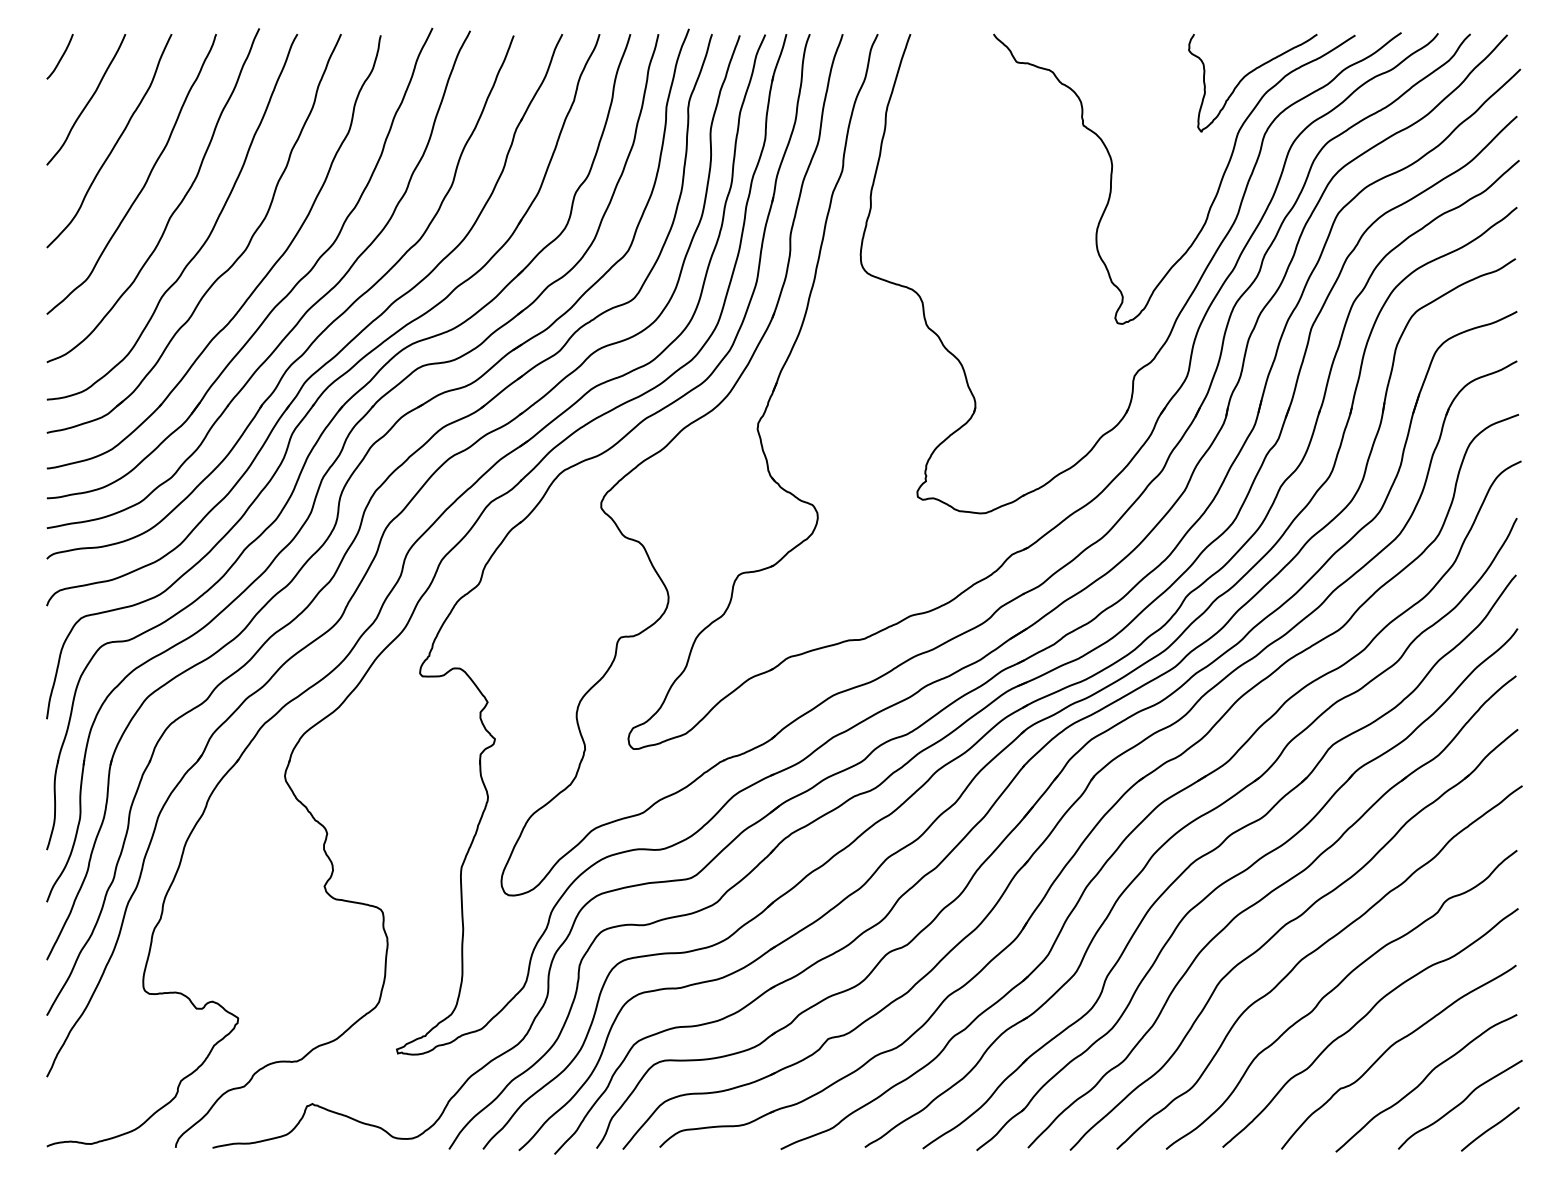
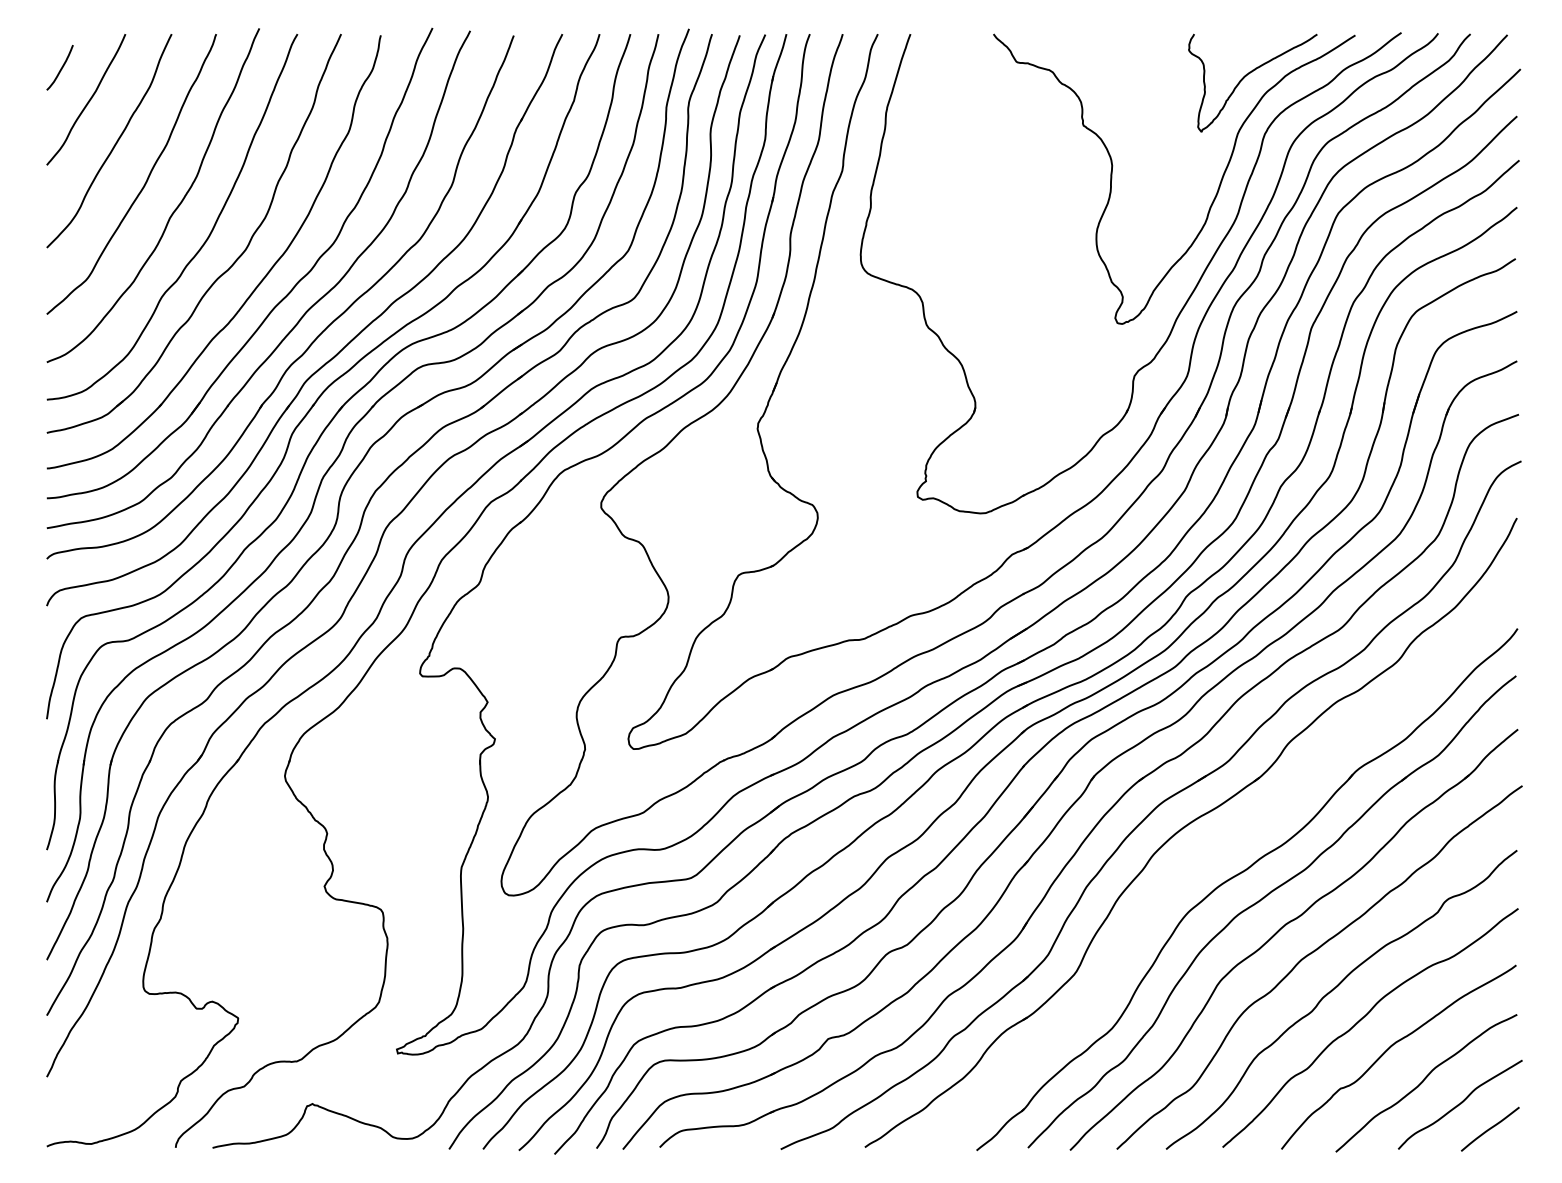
curve position: (60, 57) -> (60, 68) (60, 68)
part: present -> none (1213, 851)
